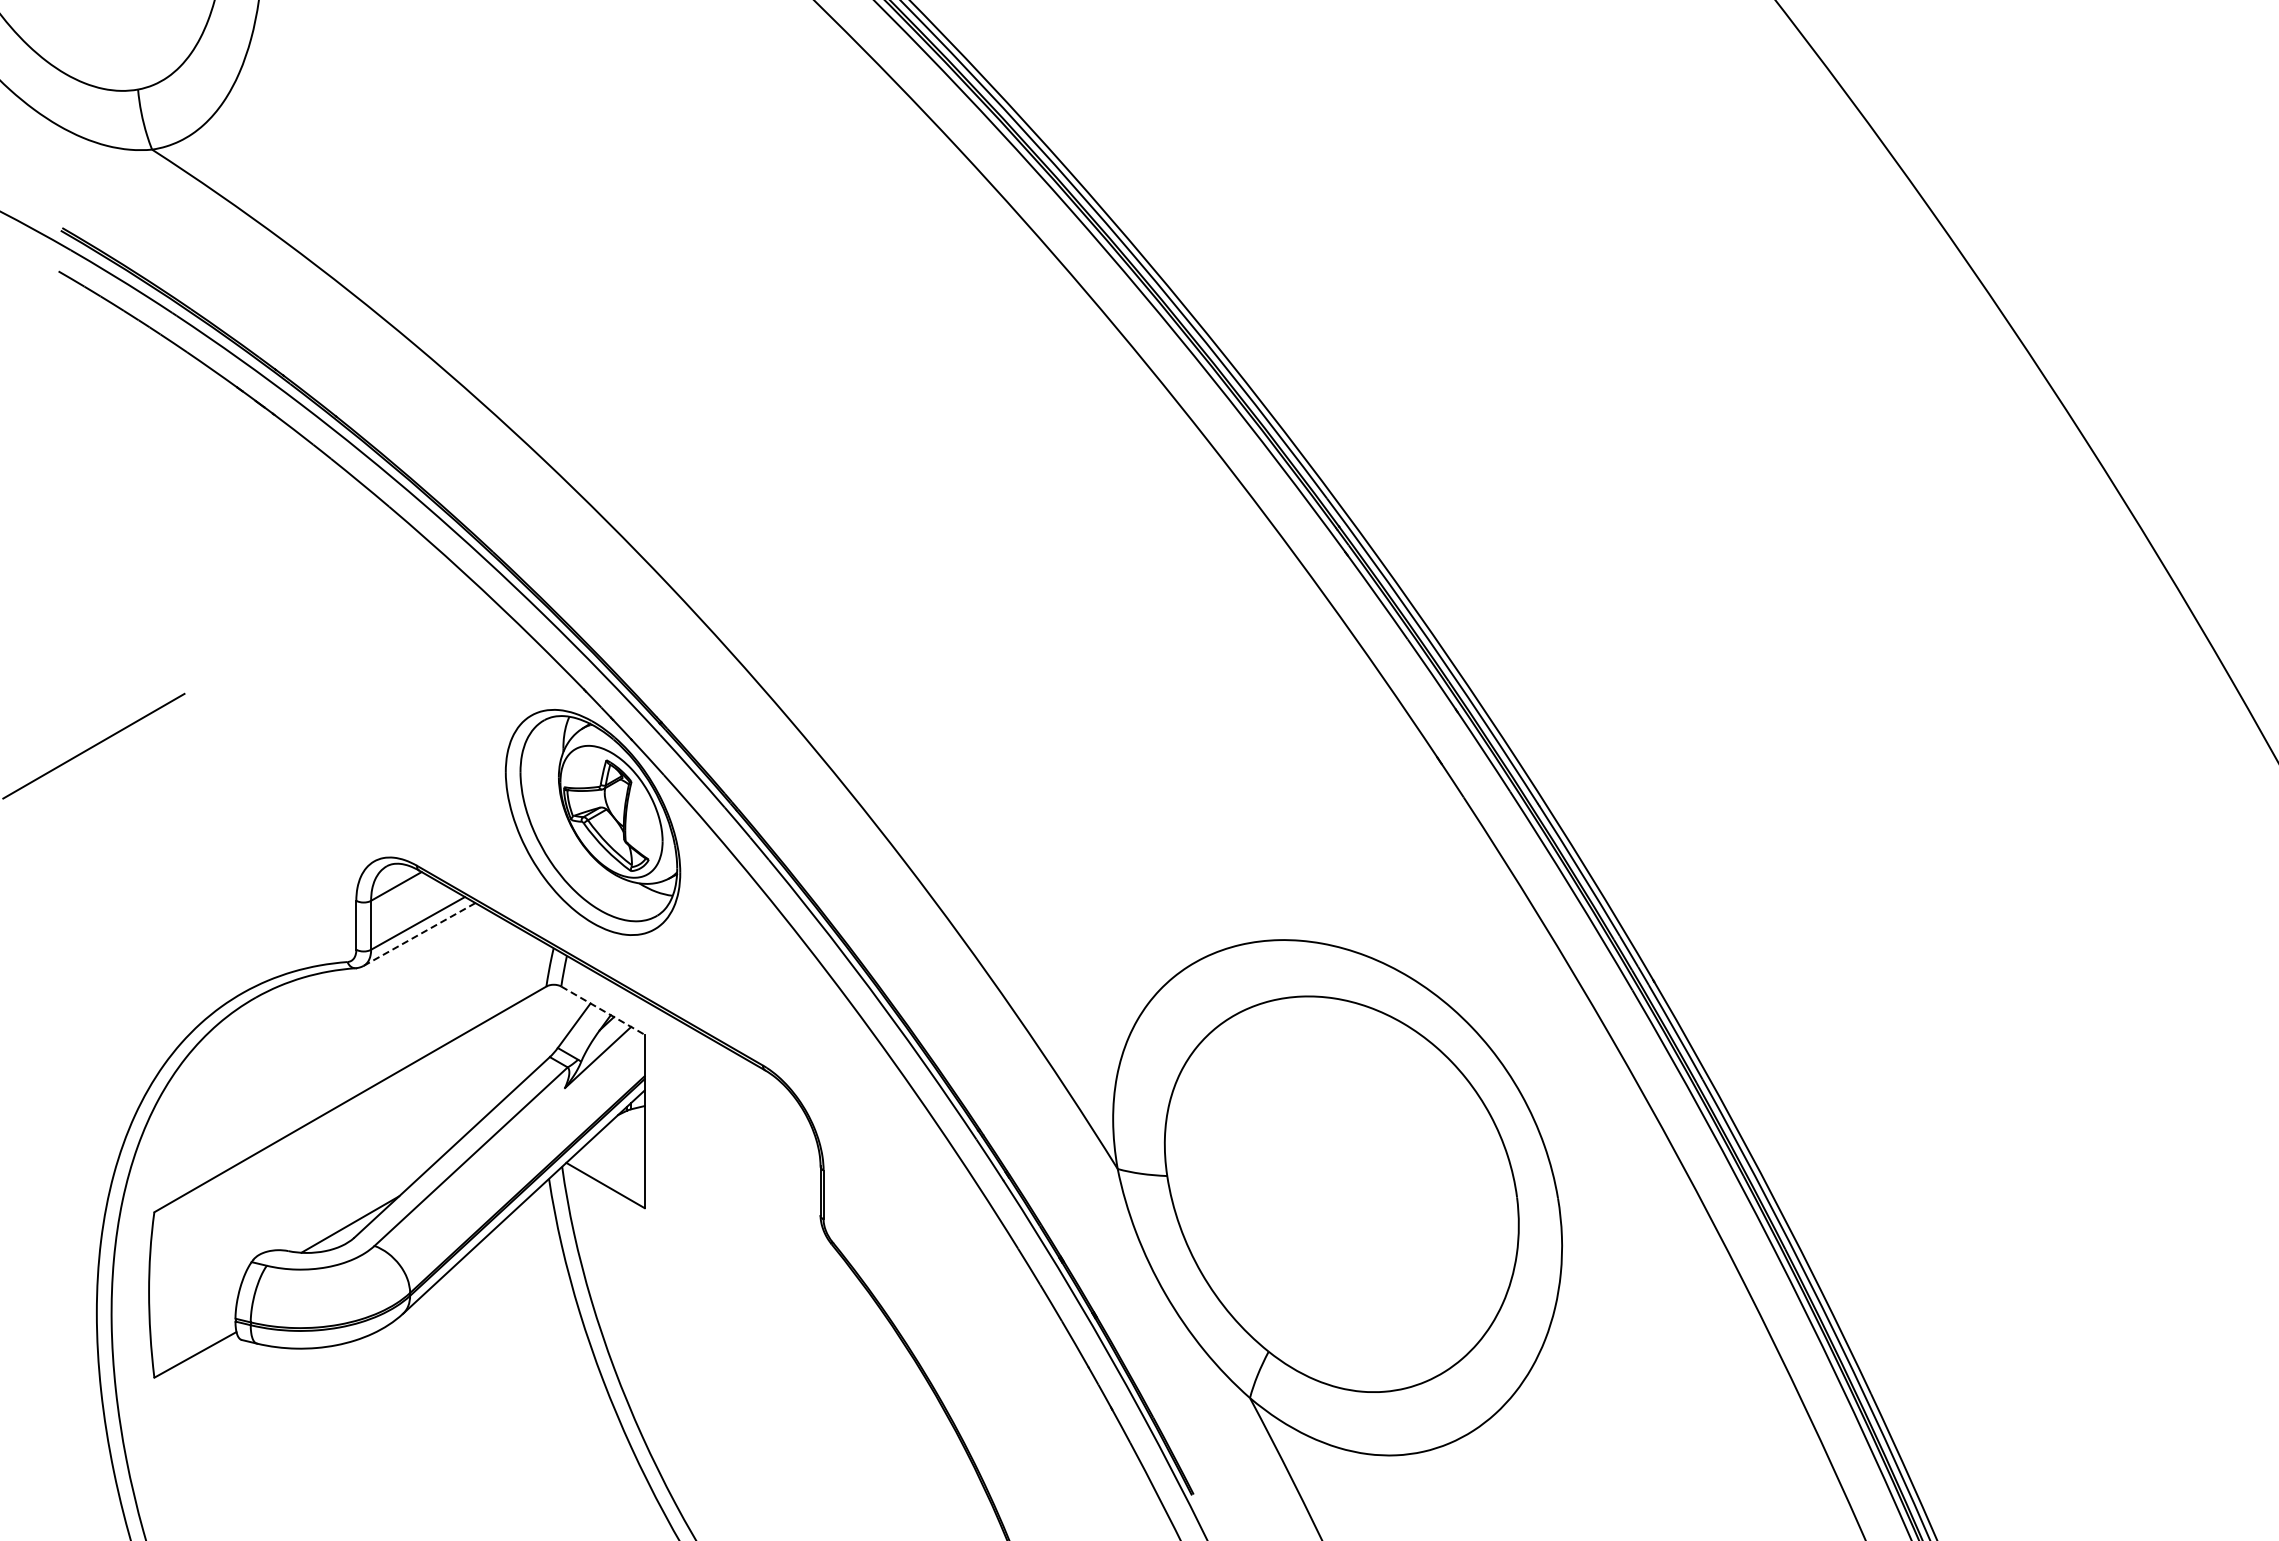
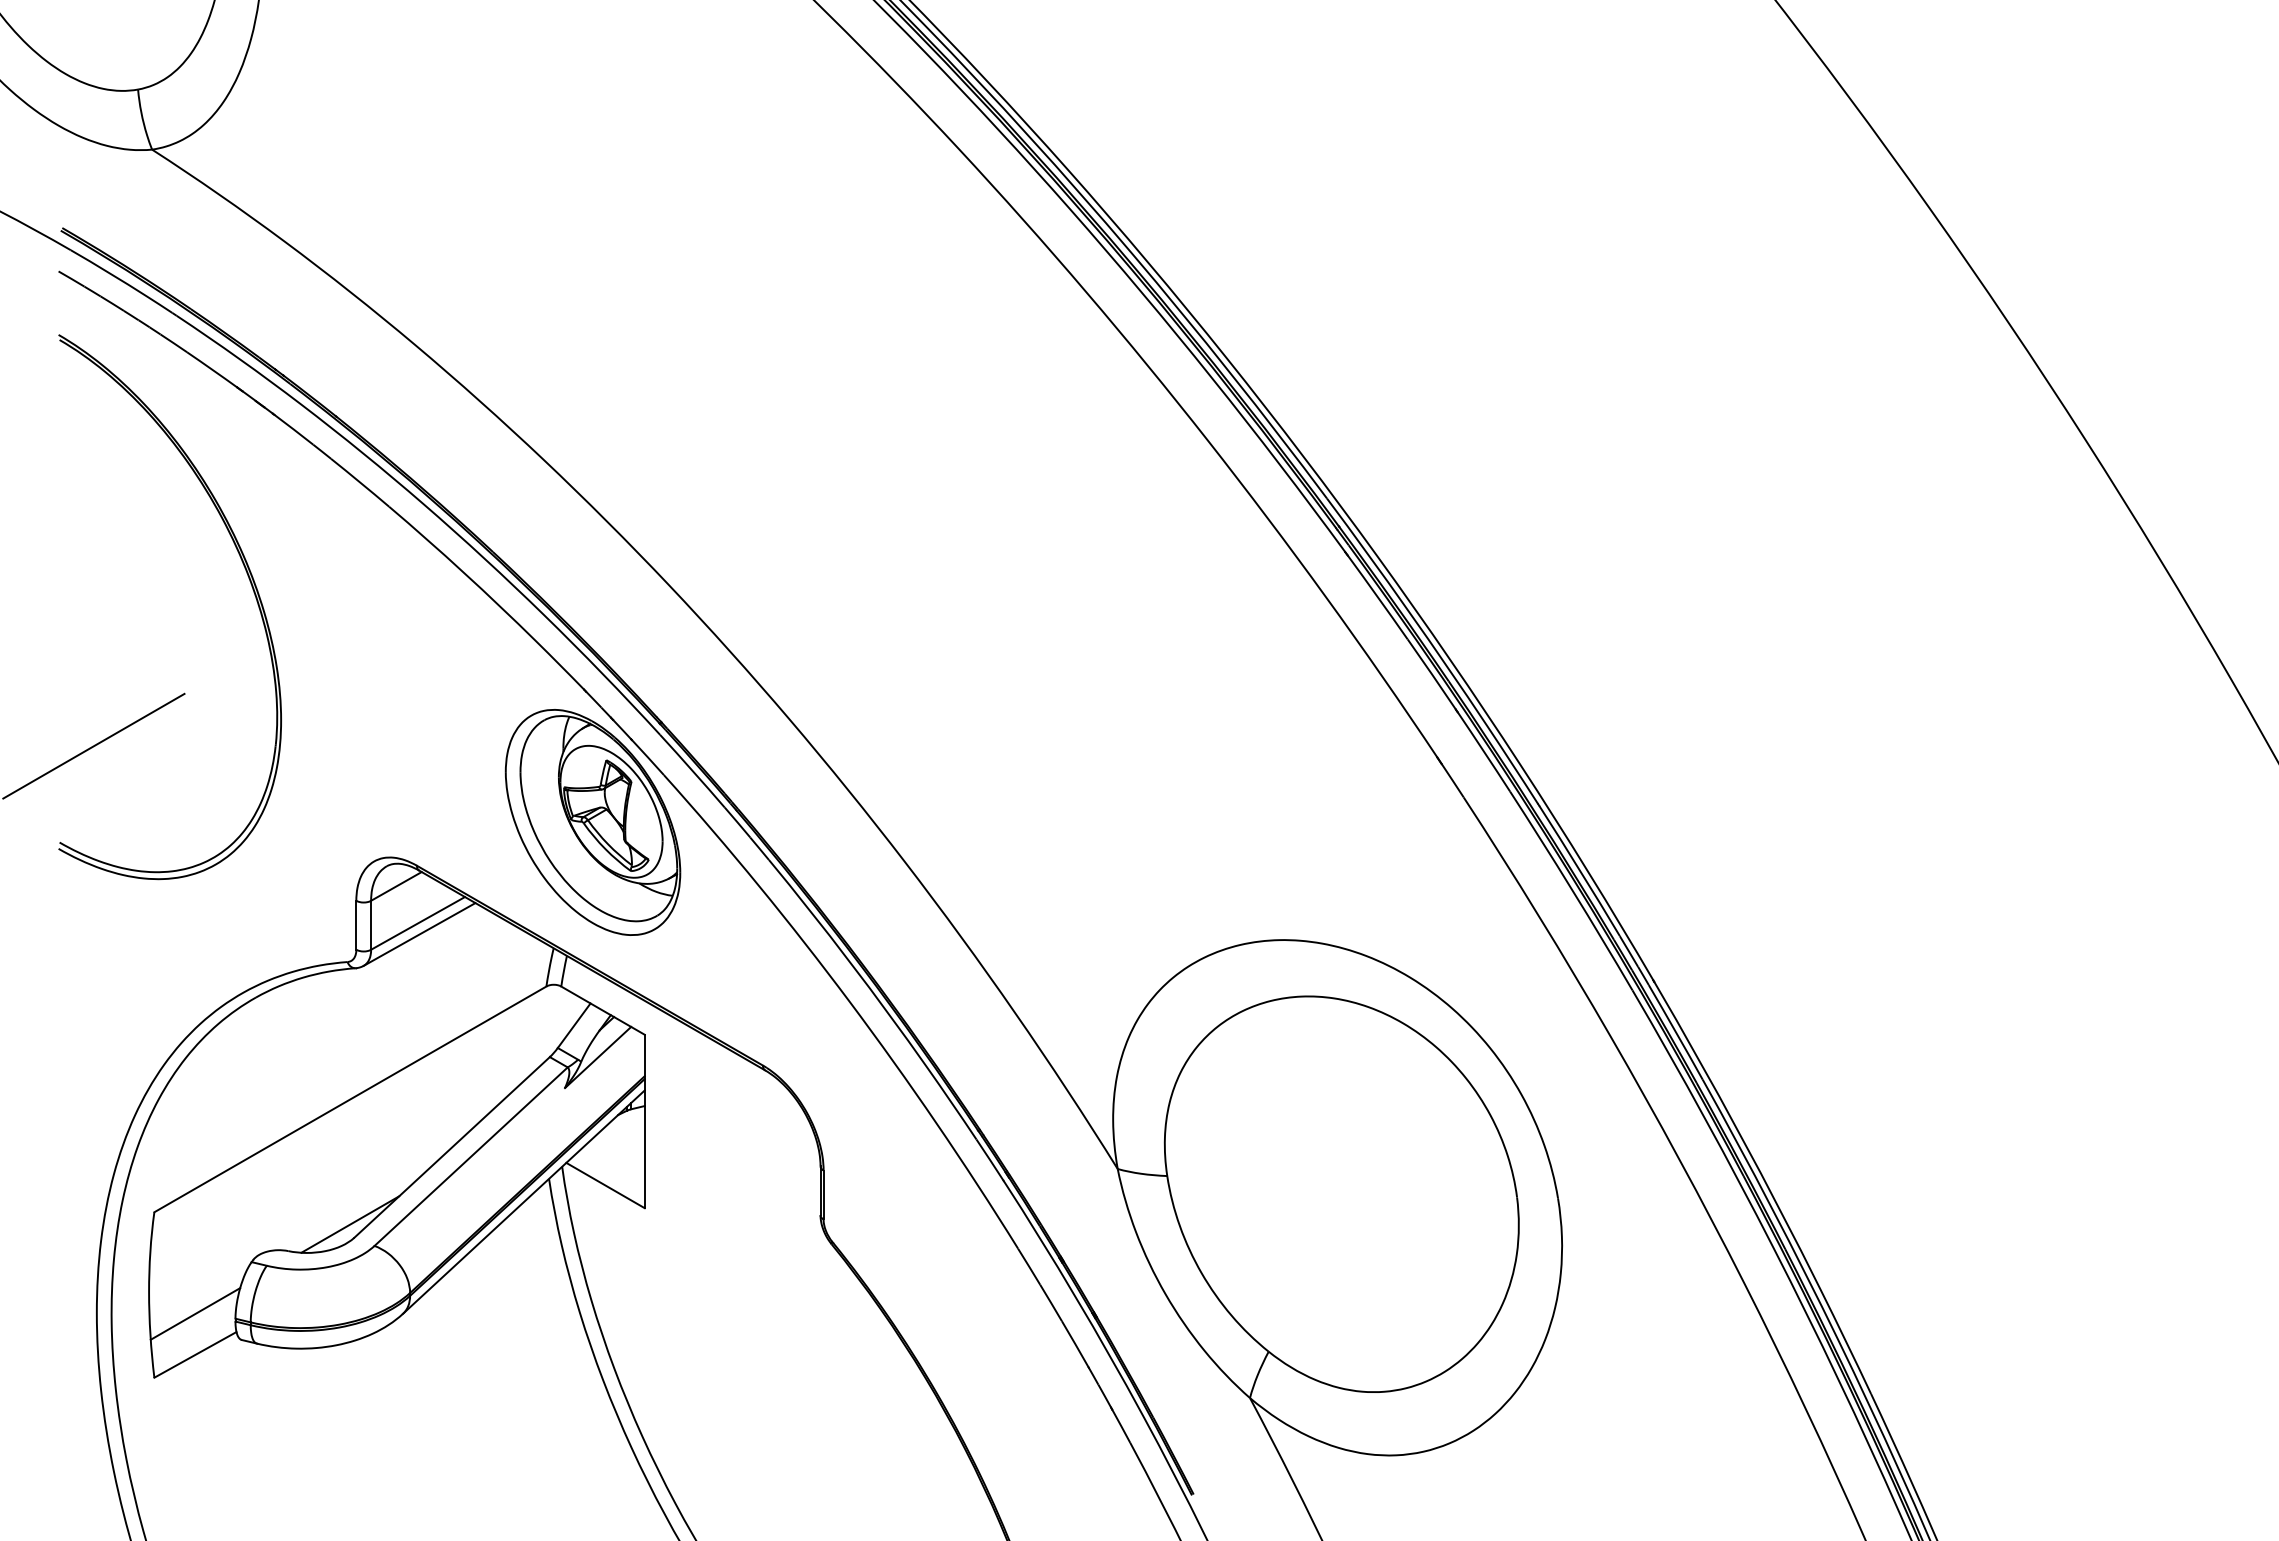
part: none -> present (247, 576)
line: dashed -> solid (420, 934)
line: dashed -> solid (603, 1010)
line: none -> present (195, 1313)
